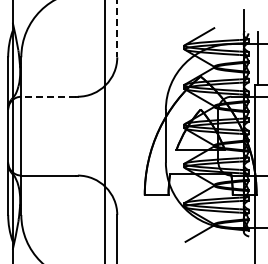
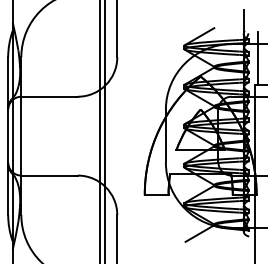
line: dashed -> solid (117, 29)
line: dashed -> solid (48, 96)
line: none -> present (99, 131)
